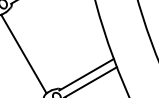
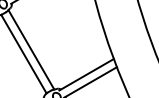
line: none -> present (31, 49)
